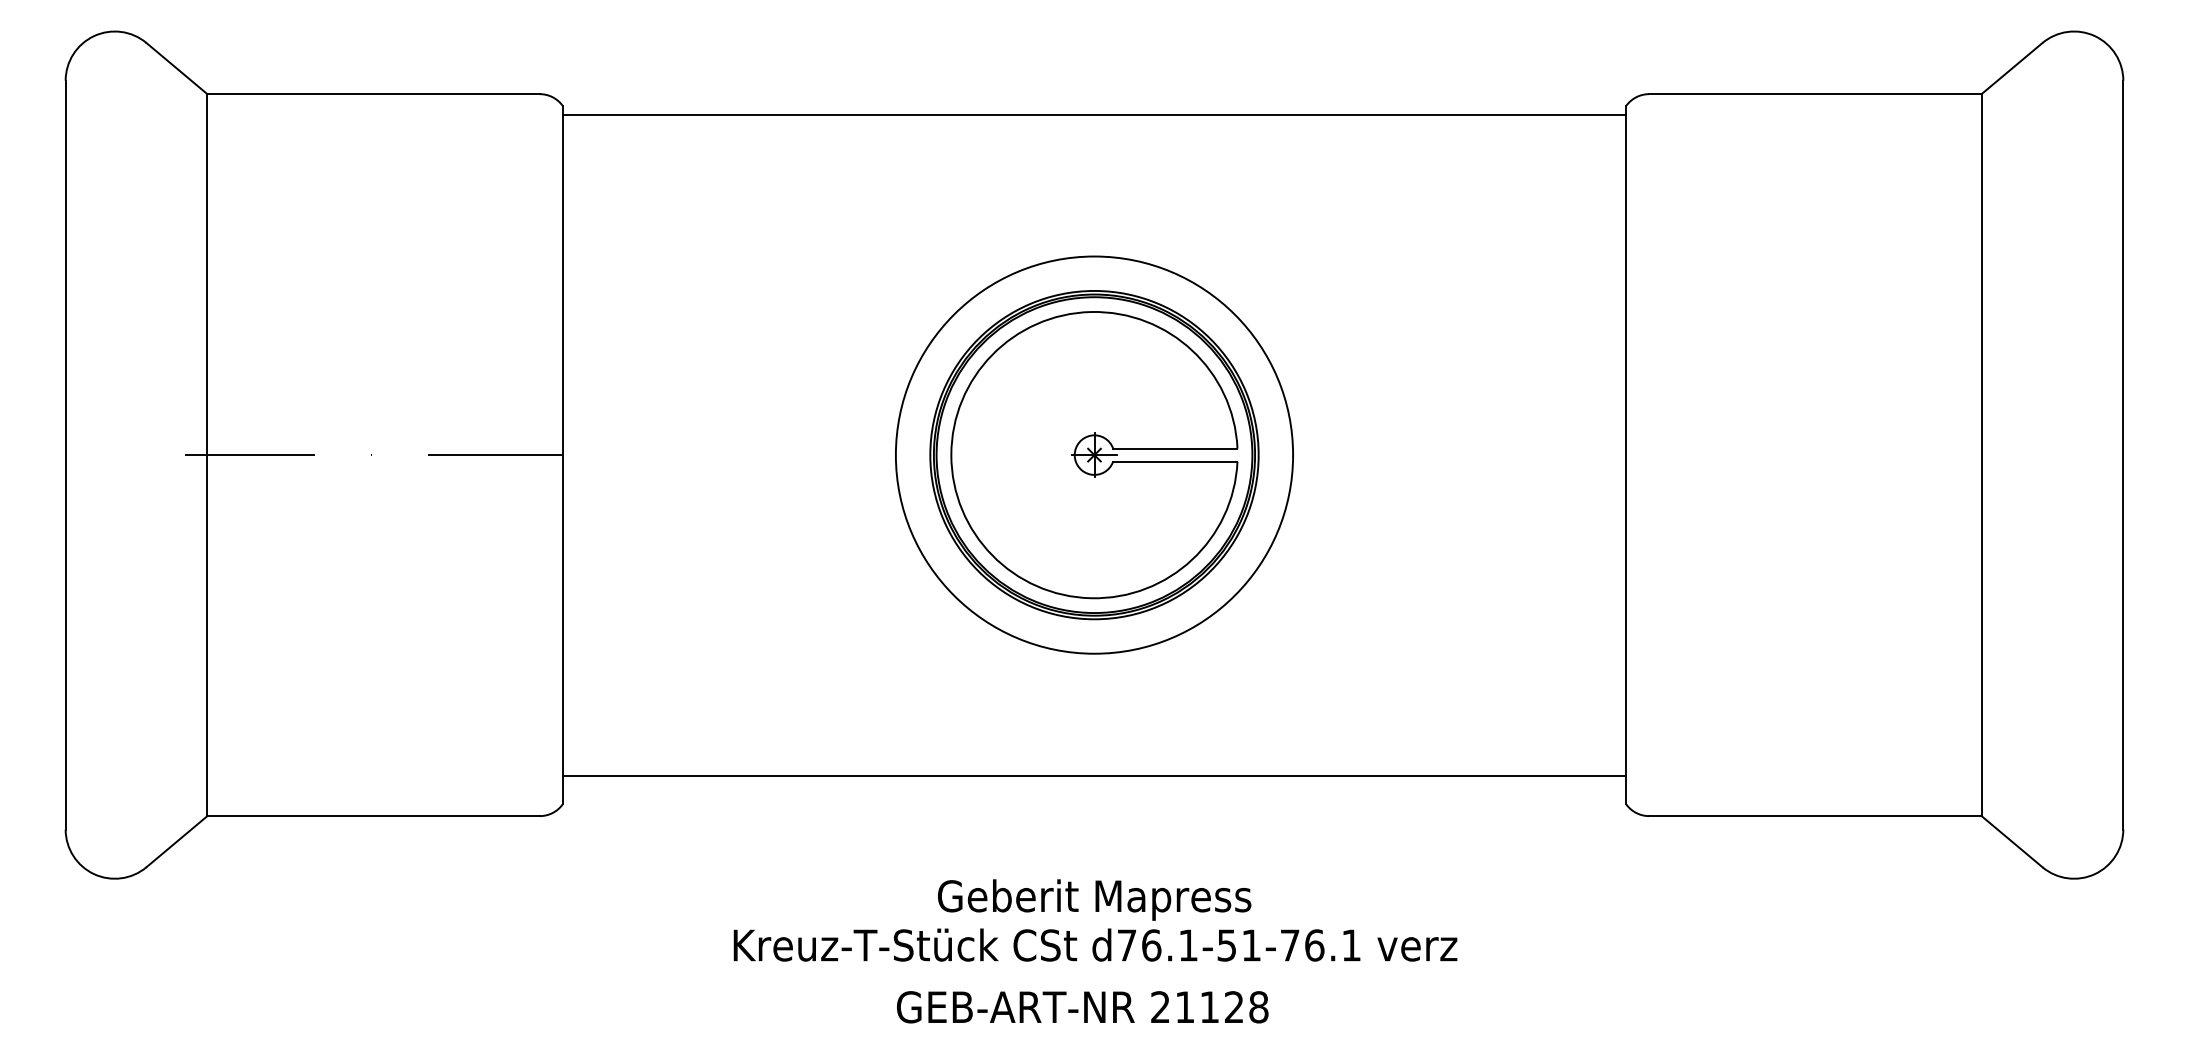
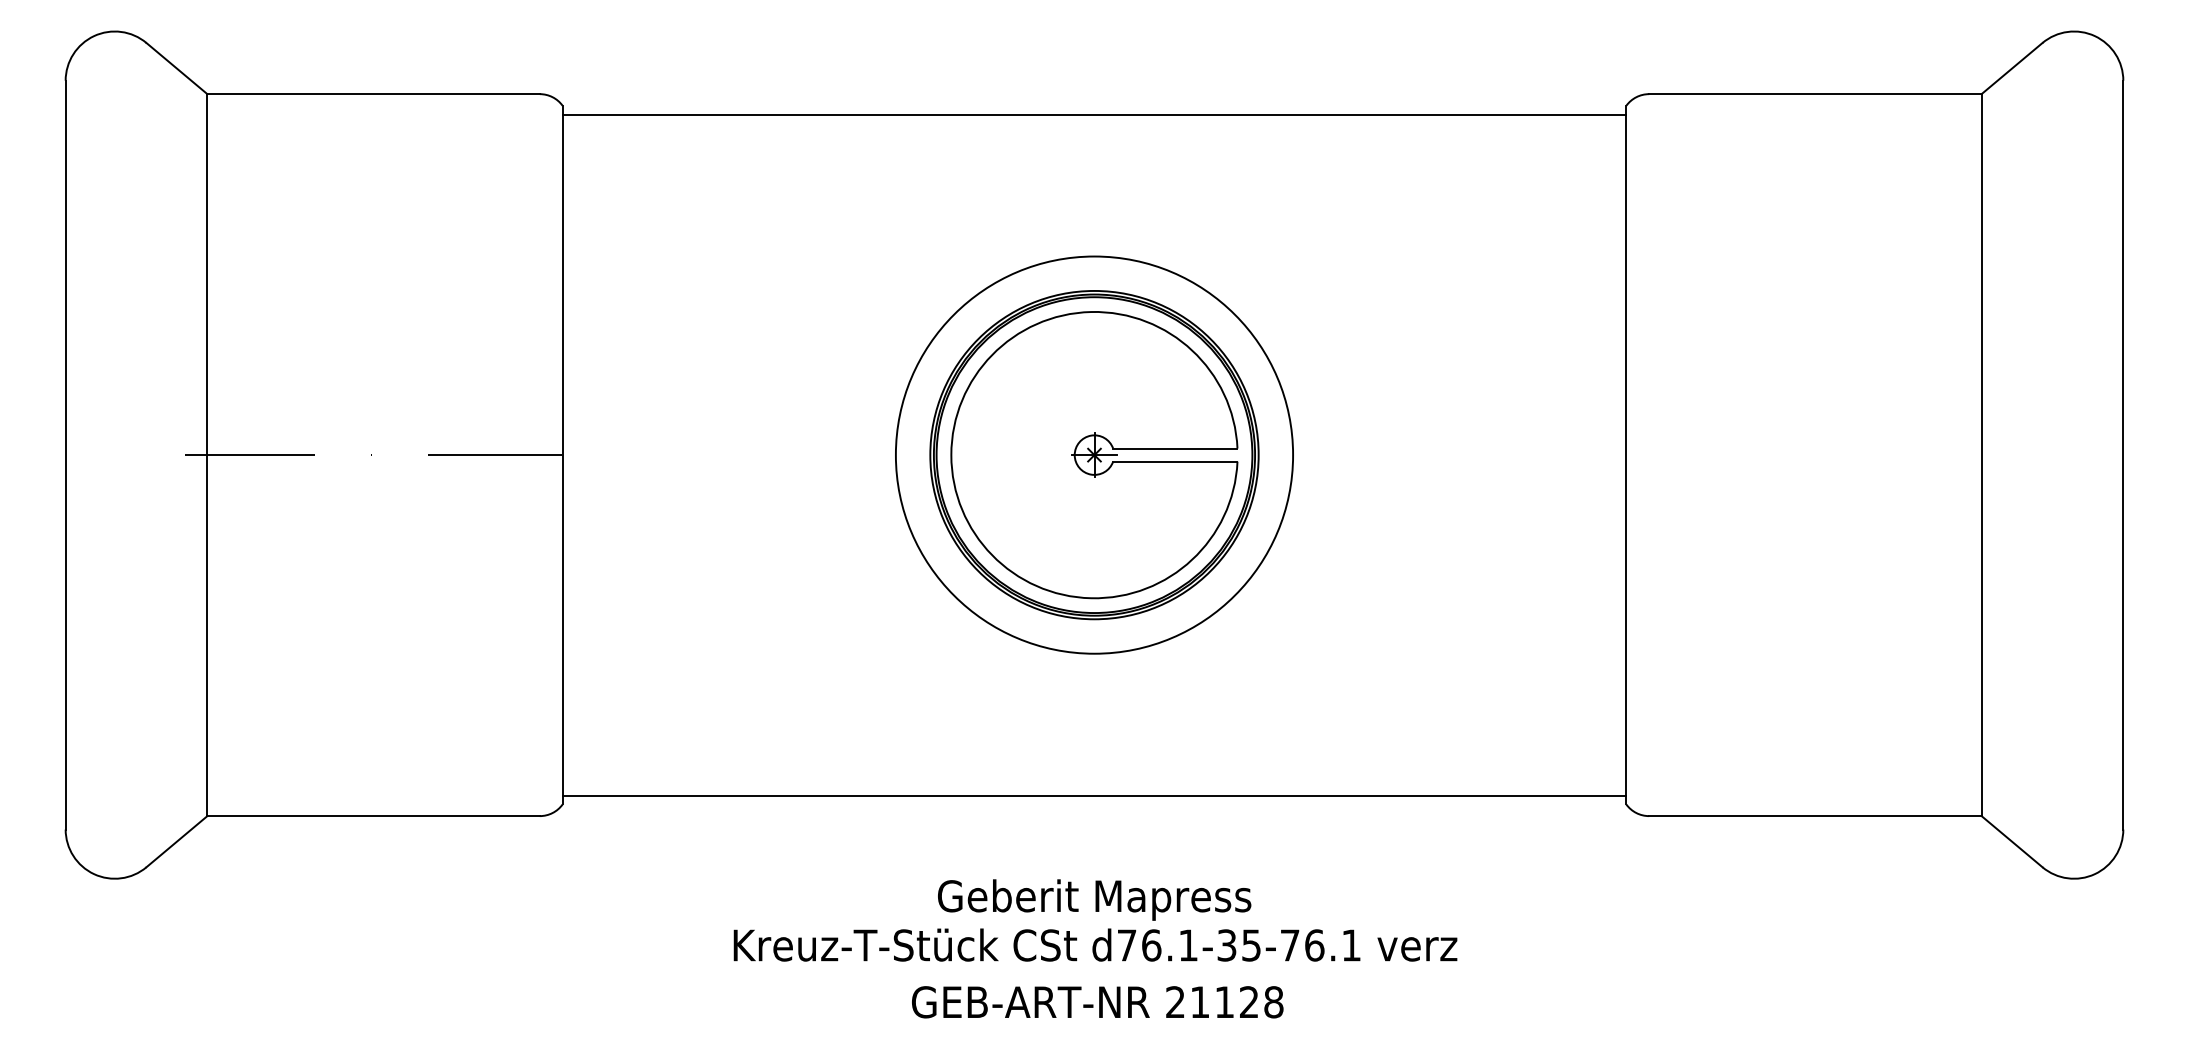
line position: (1094, 775) -> (1094, 795) (1094, 795)
text: d76.1-51-76.1 -> d76.1-35-76.1 (1239, 945)
text position: (1082, 1007) -> (1097, 1002) (1097, 1002)
